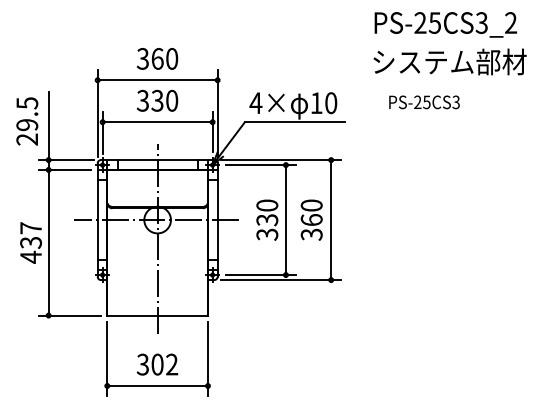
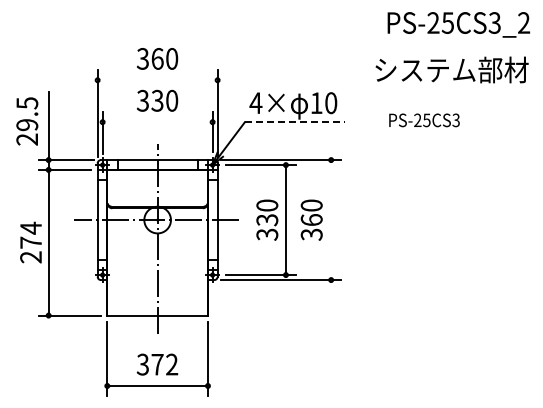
text position: (445, 24) -> (458, 24) (458, 24)
text position: (449, 61) -> (451, 69) (451, 69)
line: present -> none (157, 80)
text position: (424, 102) -> (424, 120) (424, 120)
line: present -> none (157, 122)
line: solid -> dashed (294, 122)
line: present -> none (331, 219)
text: 437 -> 274 (31, 242)
text: 302 -> 372 (157, 364)
